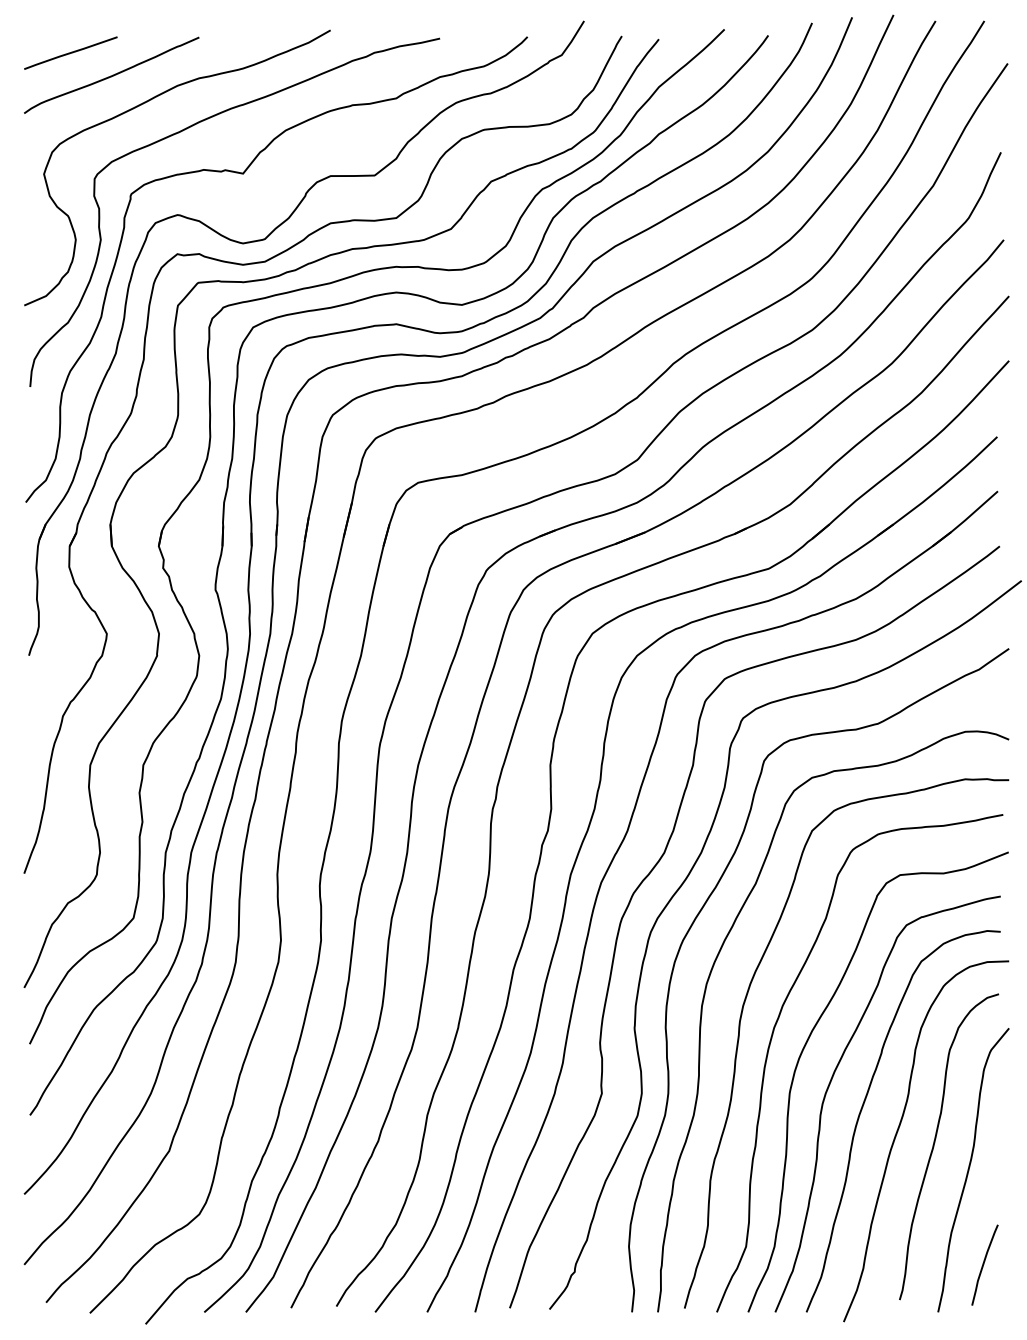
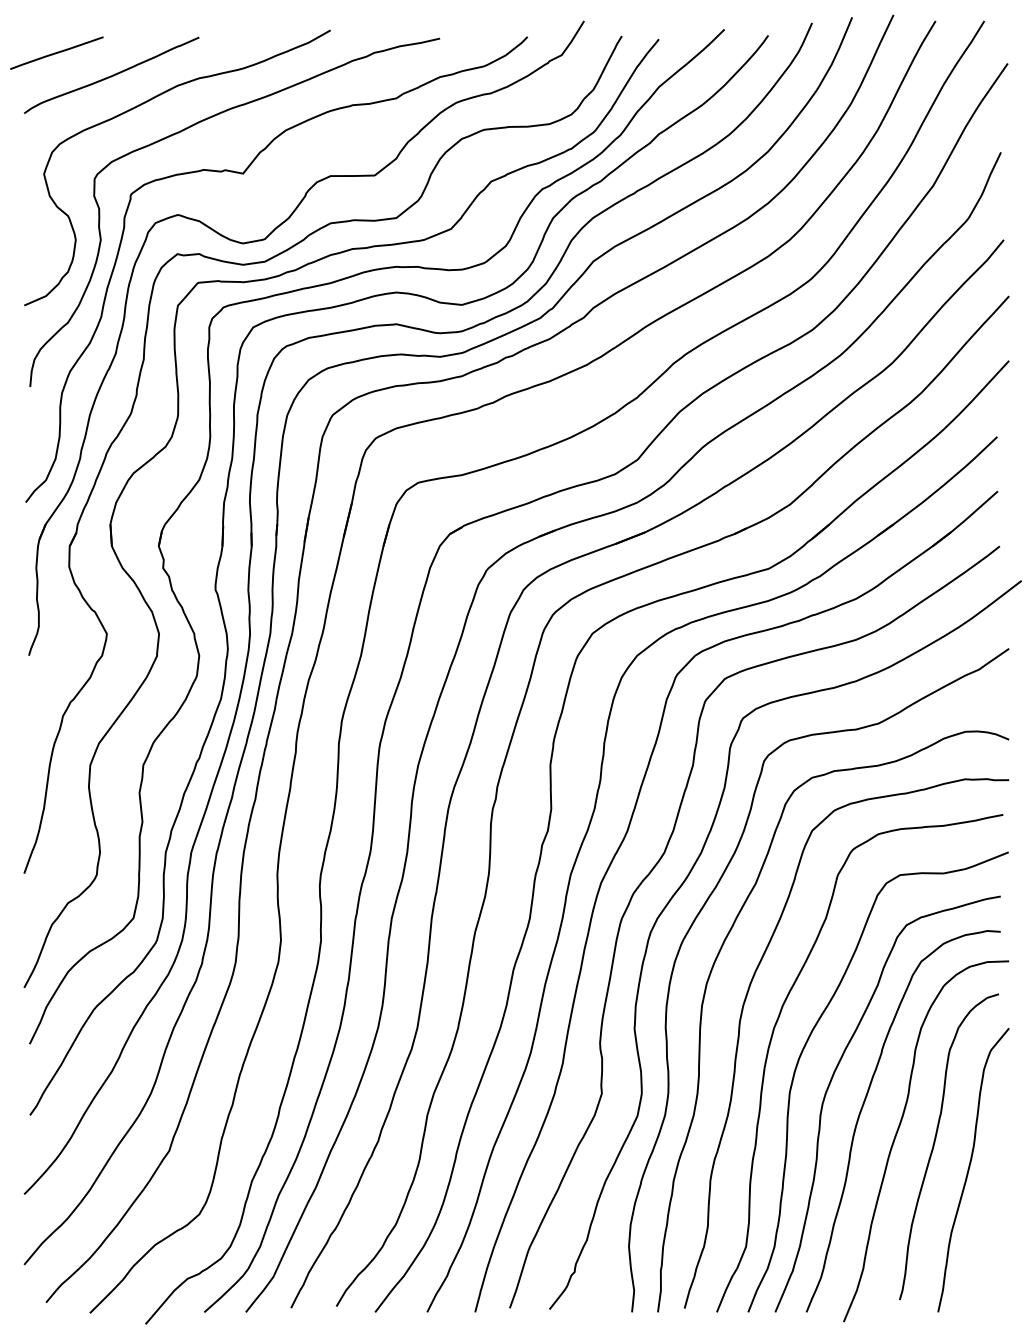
line position: (70, 52) -> (56, 52) (56, 52)
curve: present -> none (984, 1264)
